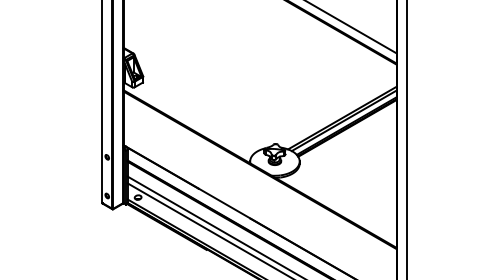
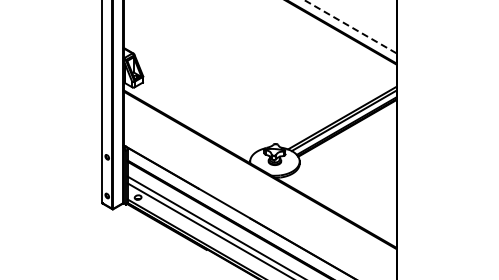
line: solid -> dashed (350, 26)
line: present -> none (406, 139)
